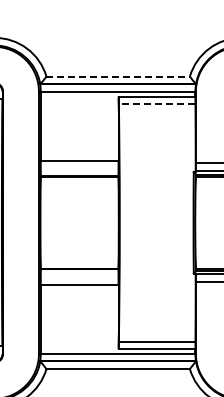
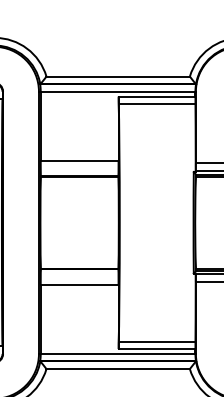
line: dashed -> solid (118, 76)
line: dashed -> solid (156, 104)
